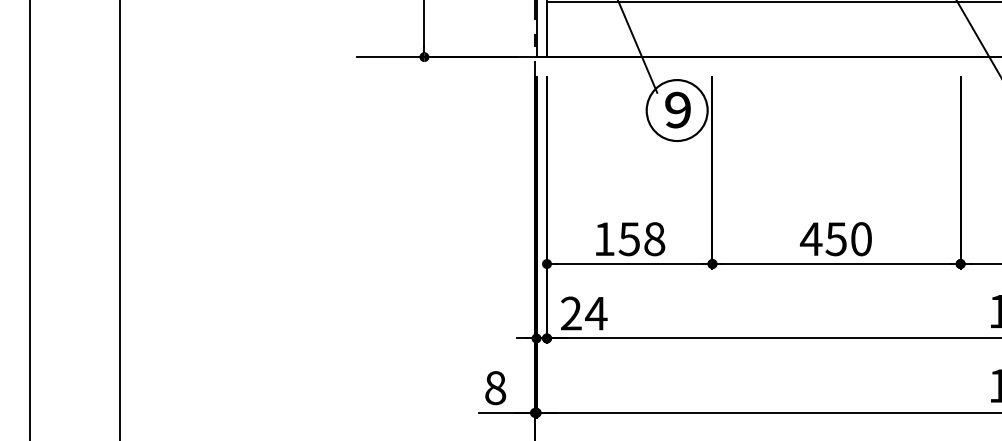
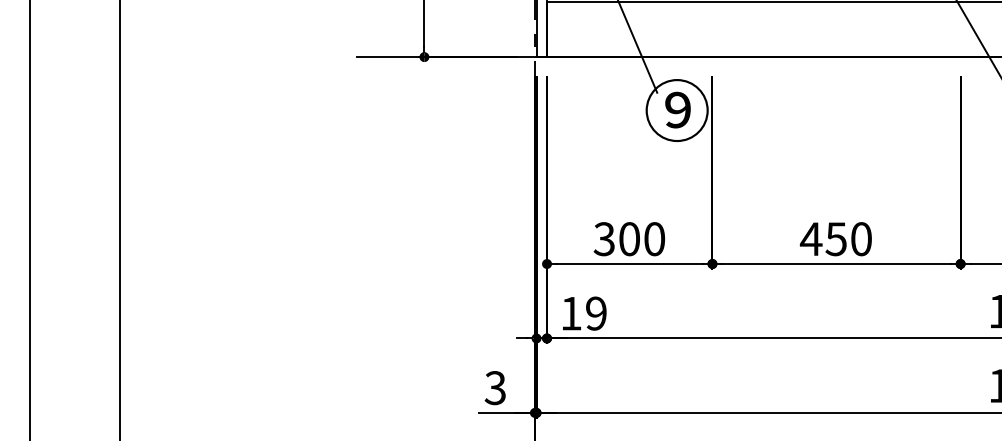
text: 158 -> 300 (629, 239)
text: 24 -> 19 (584, 313)
text: 8 -> 3 (495, 388)
